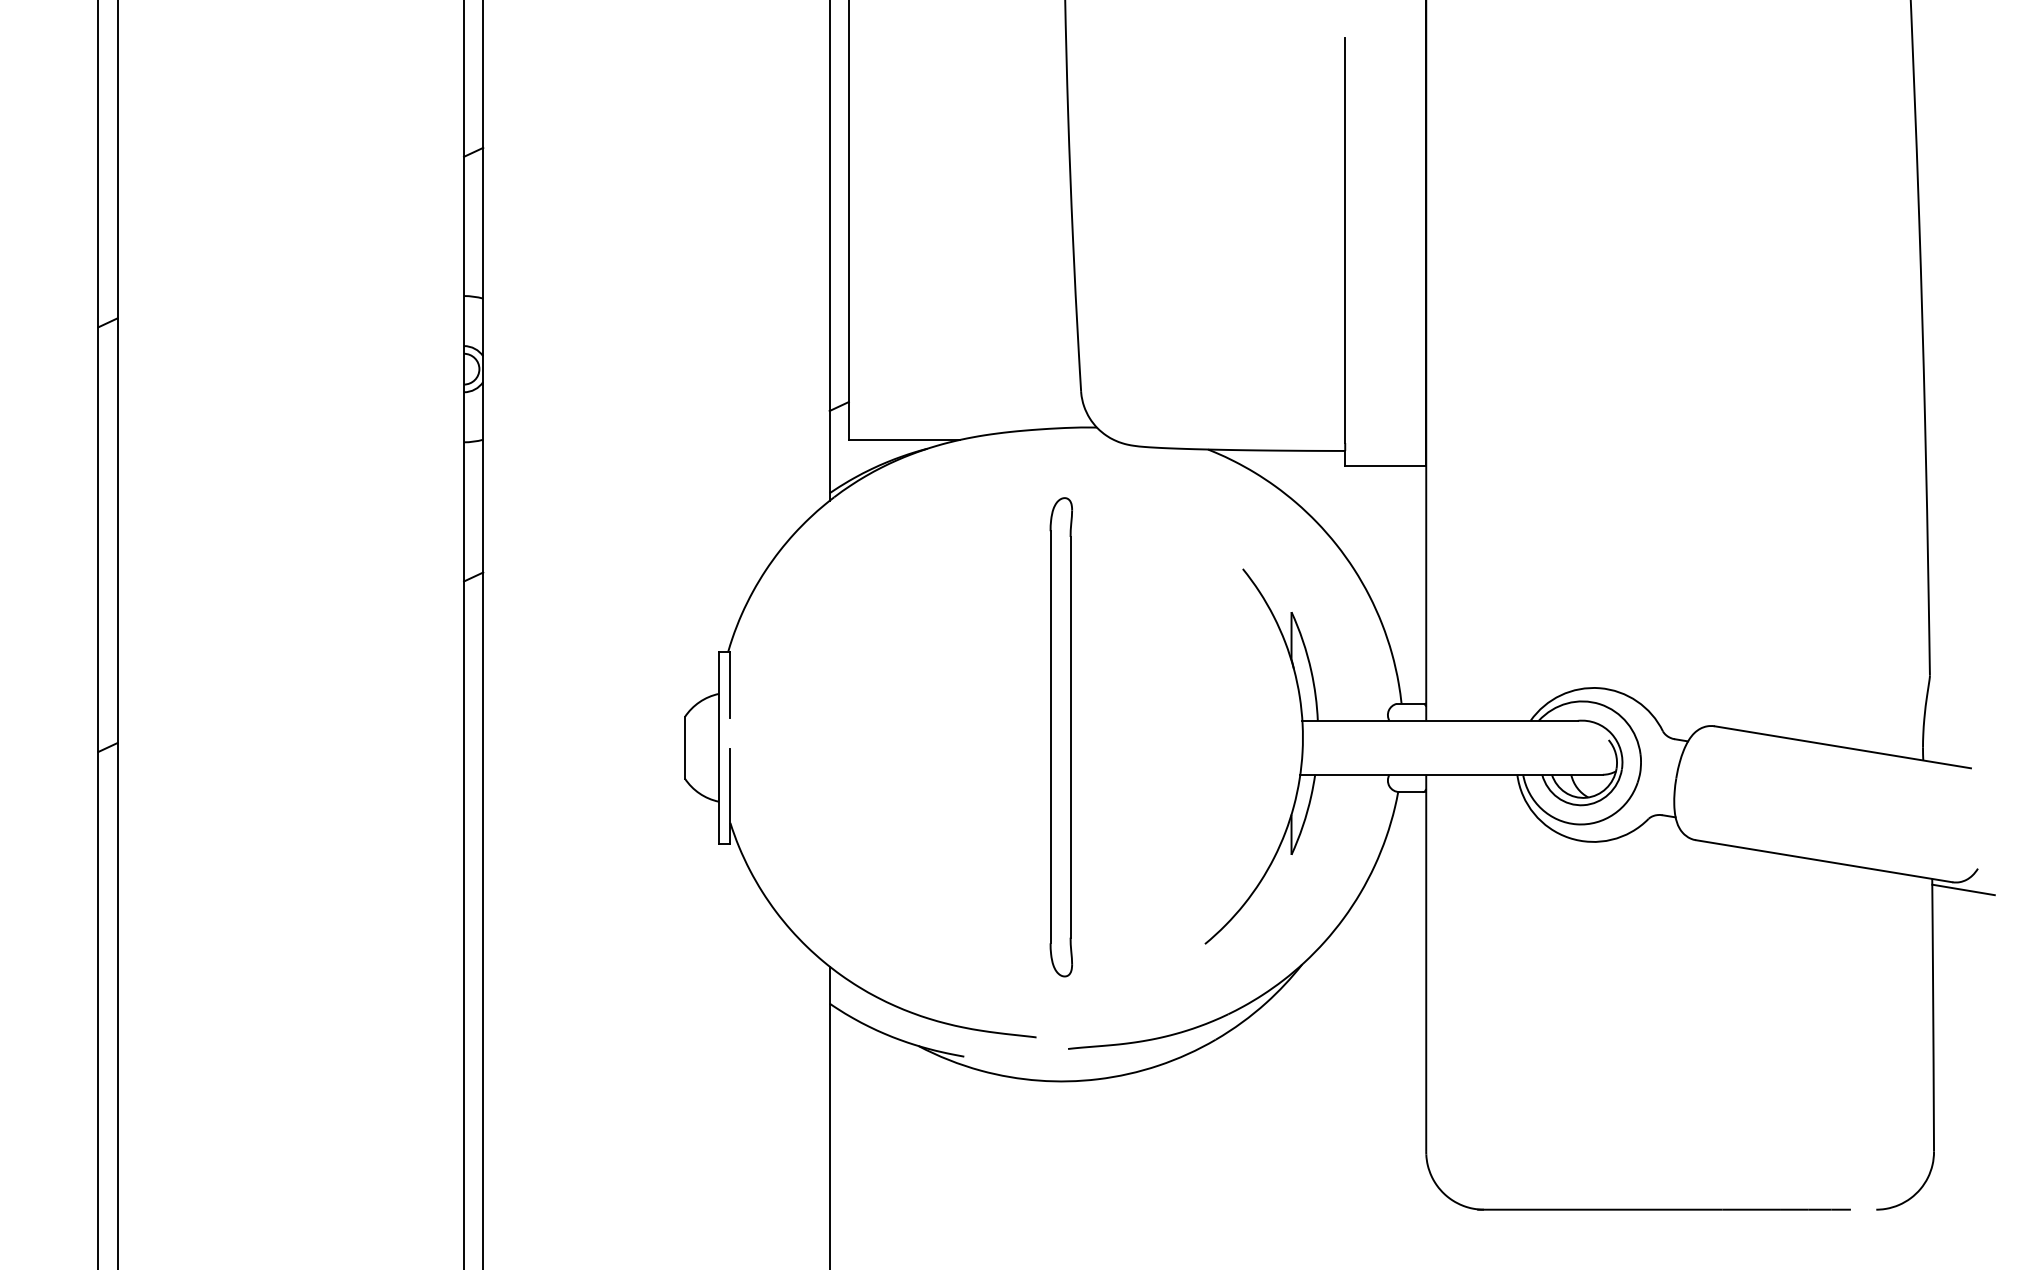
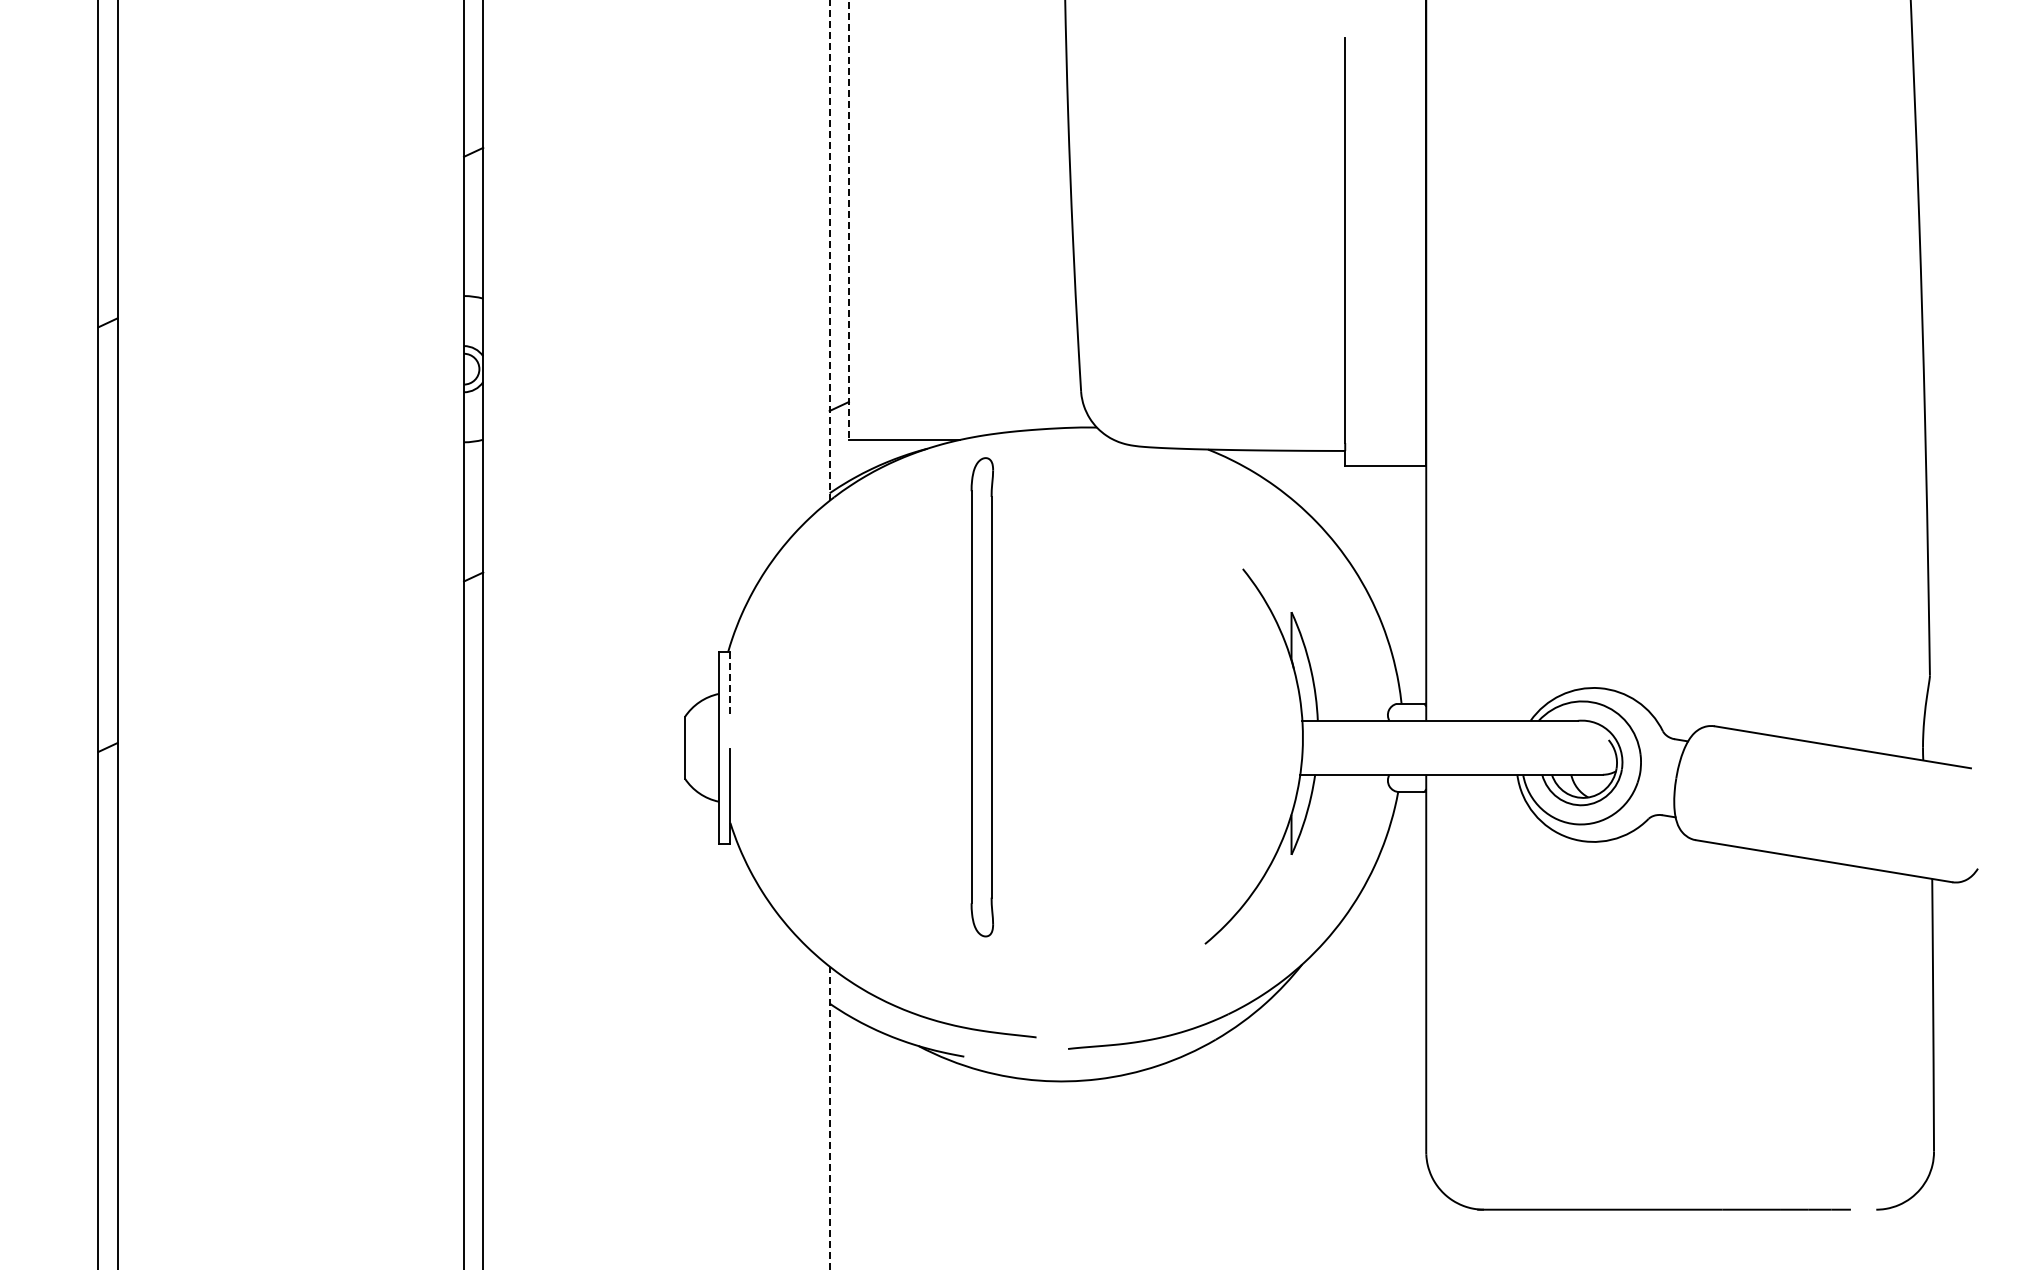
line: solid -> dashed (848, 220)
line: solid -> dashed (829, 250)
line: solid -> dashed (730, 685)
part position: (1060, 737) -> (981, 697) (981, 697)
line: present -> none (1963, 889)
line: solid -> dashed (829, 1117)
